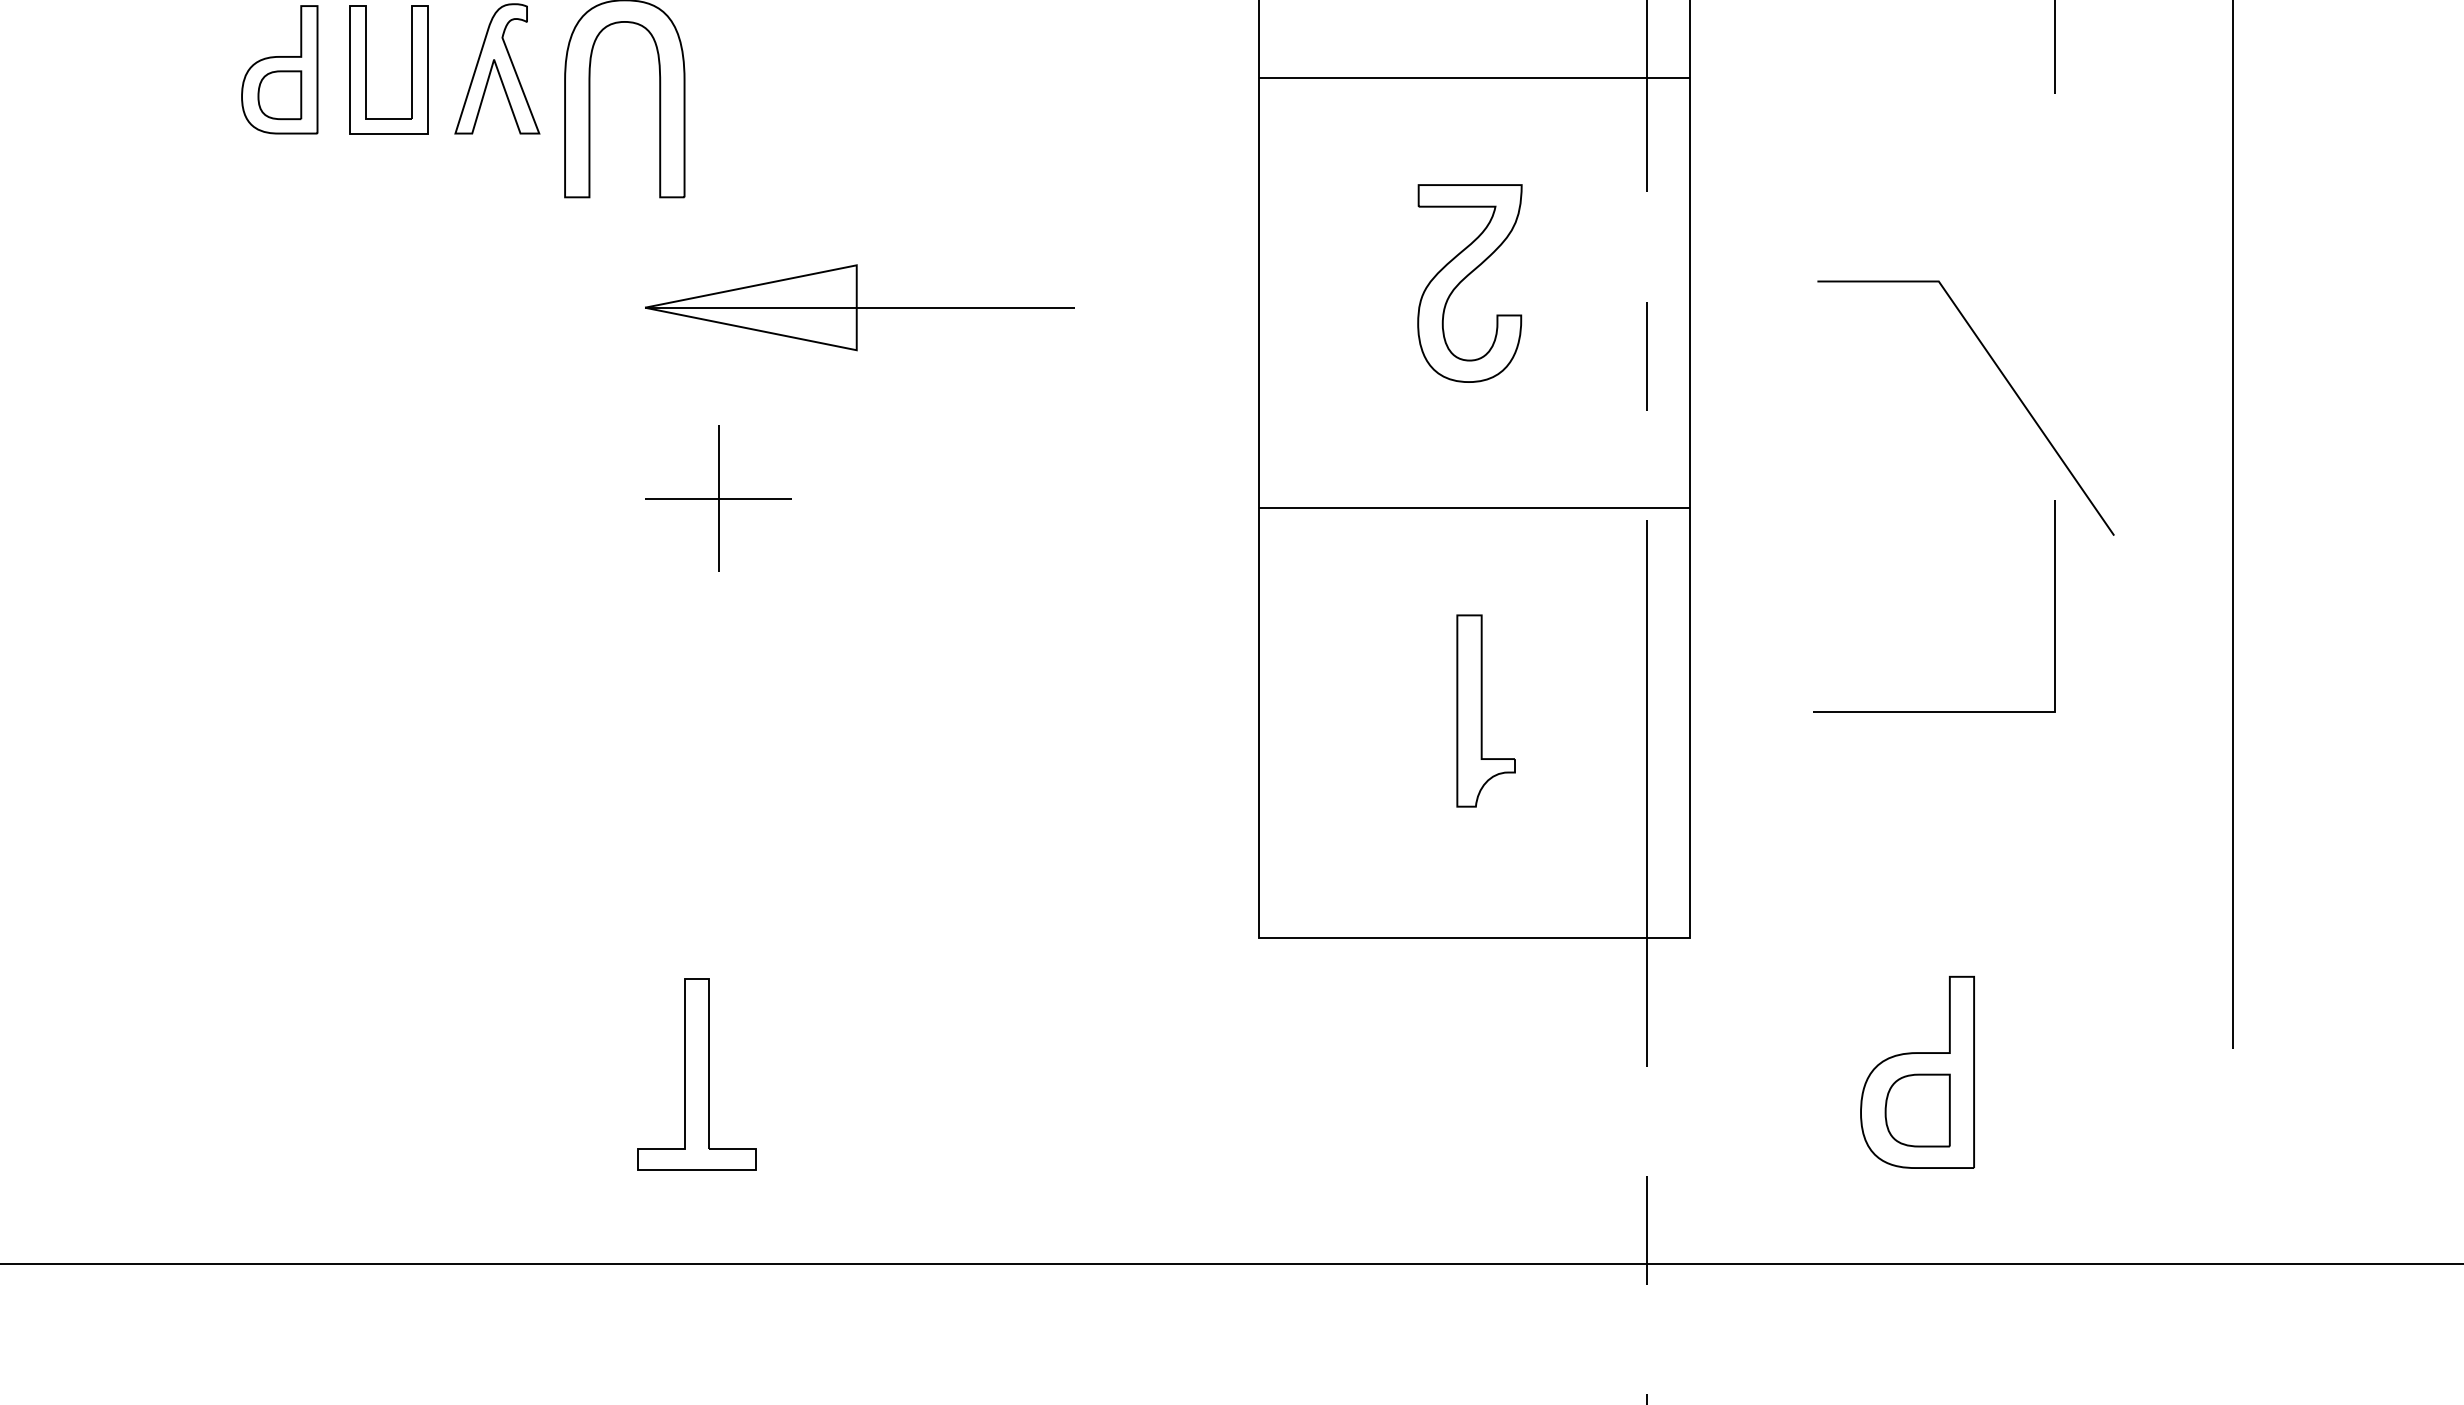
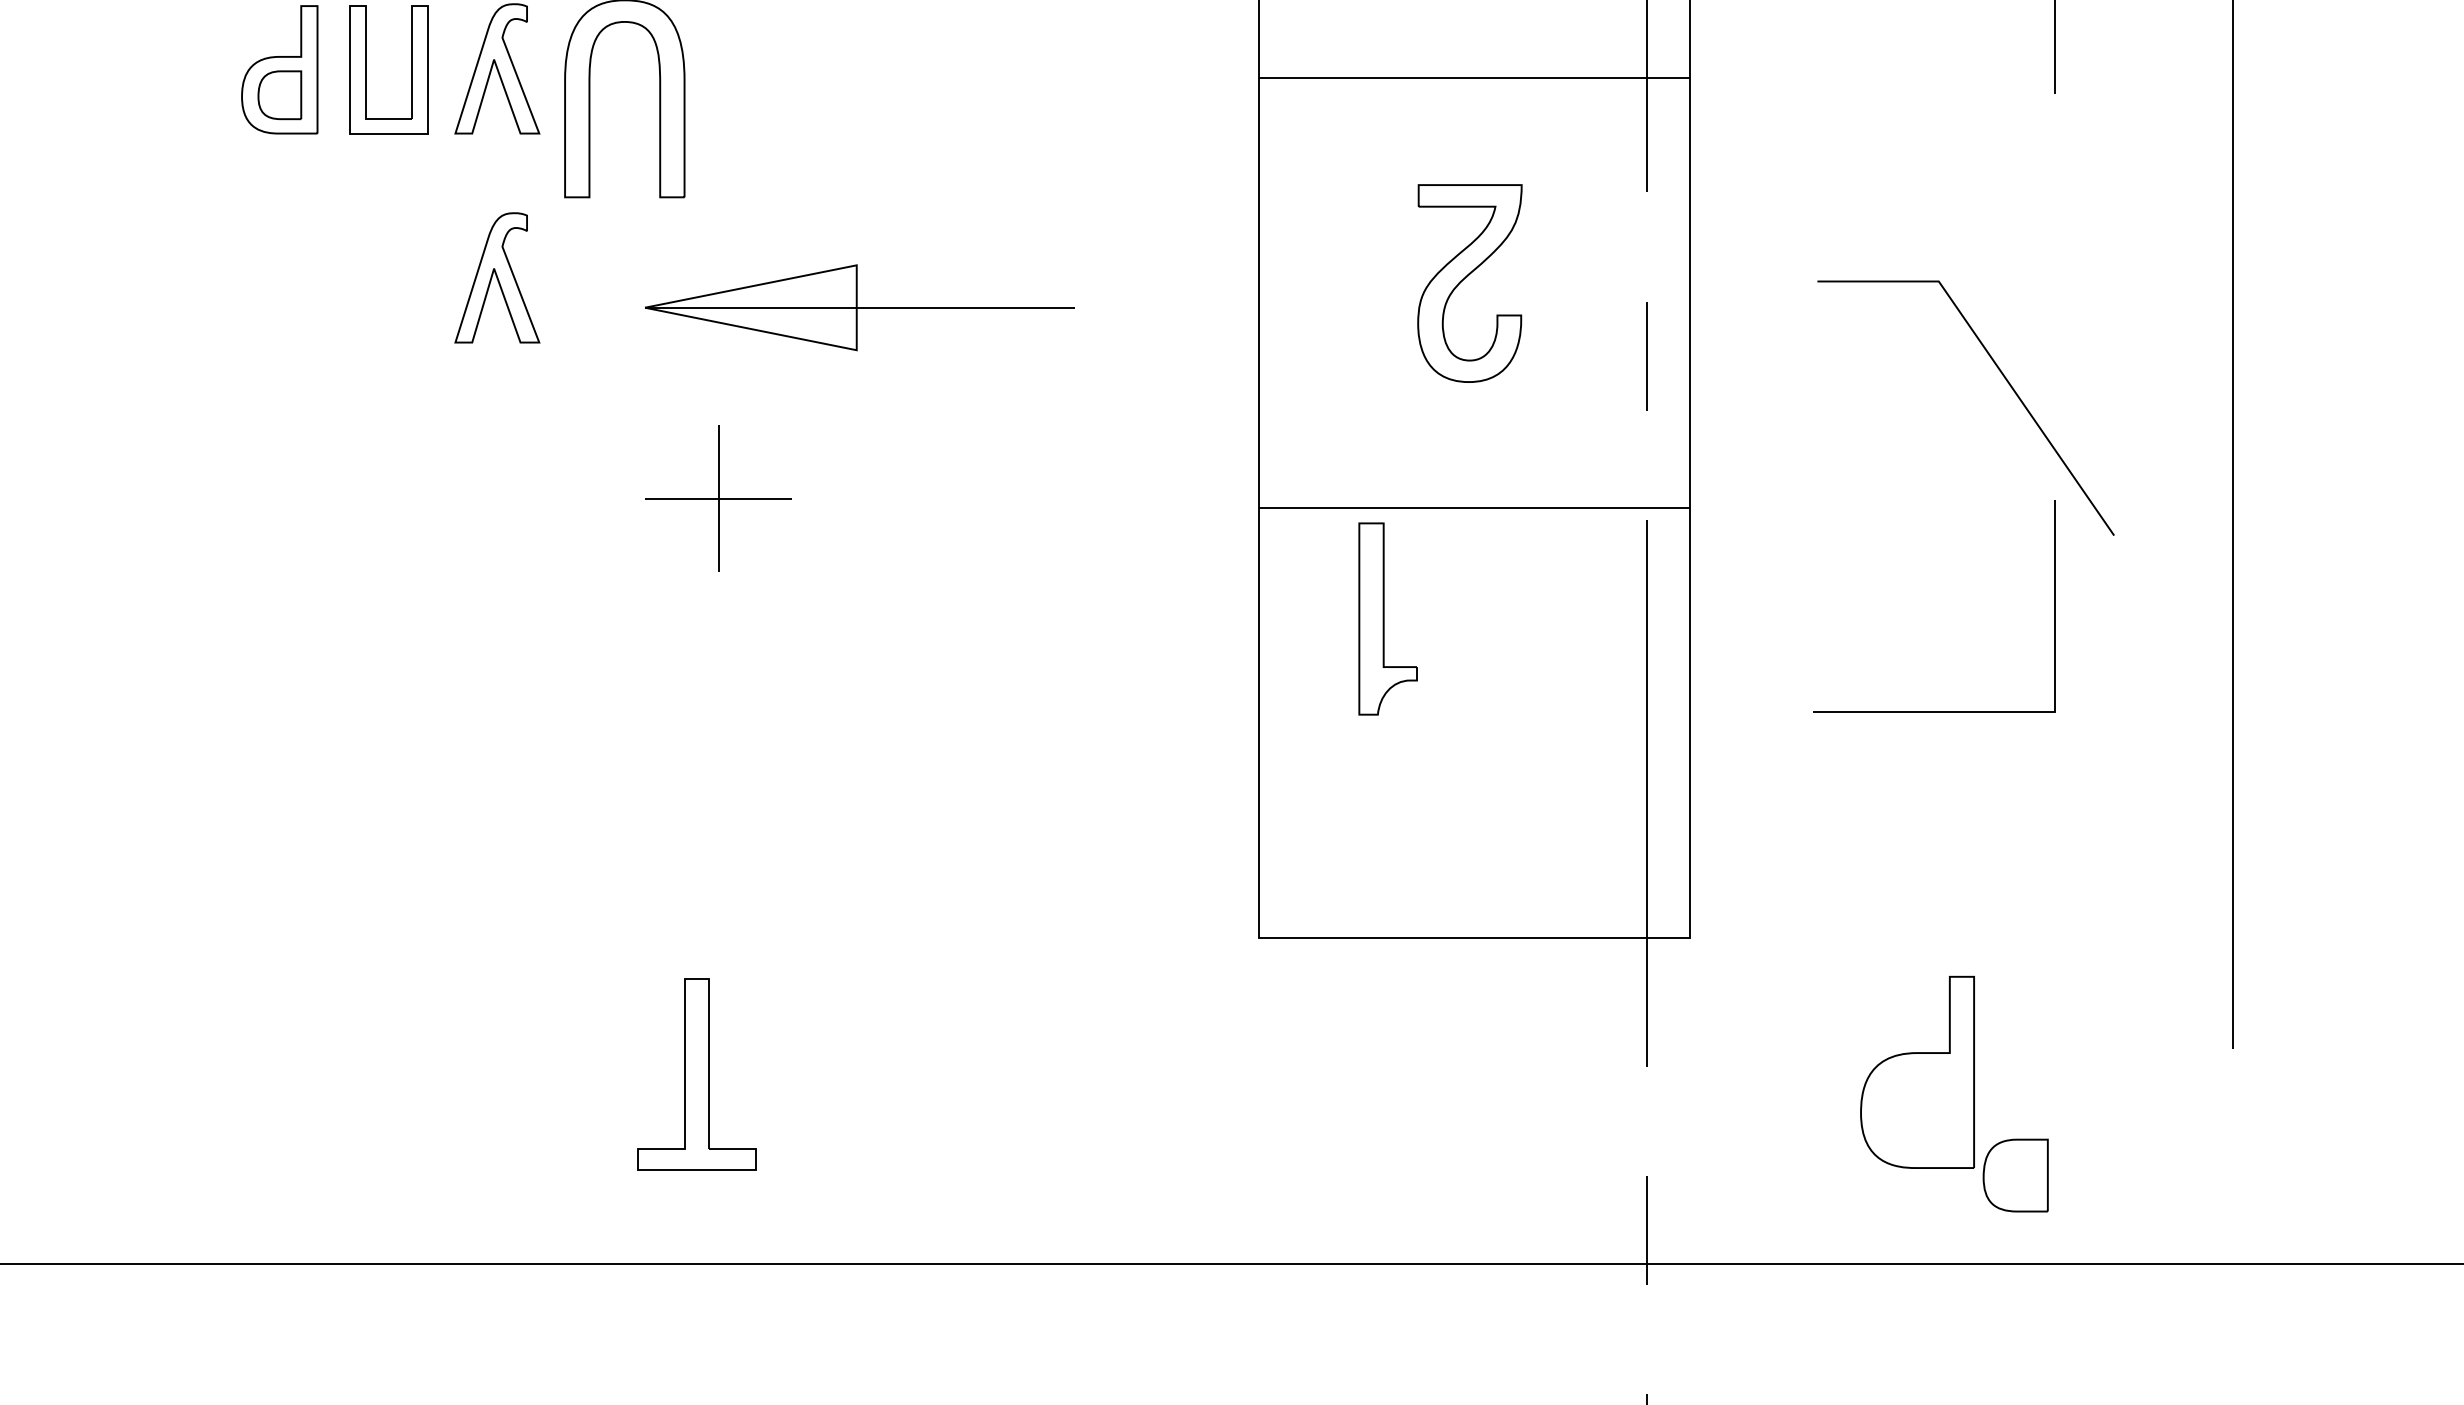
part: none -> present (497, 277)
part position: (1485, 710) -> (1387, 618) (1387, 618)
part position: (1917, 1110) -> (2015, 1175) (2015, 1175)
